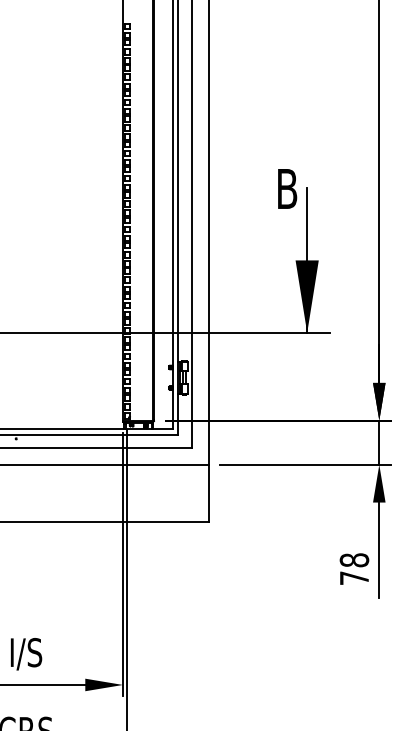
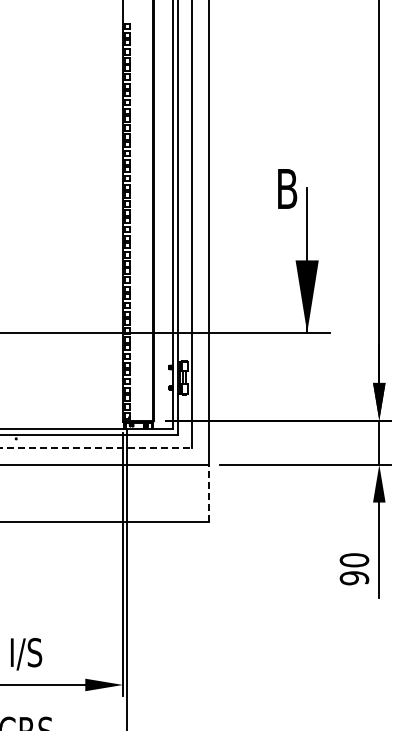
line: solid -> dashed (96, 447)
line: solid -> dashed (208, 493)
text: 78 -> 90 (354, 569)
